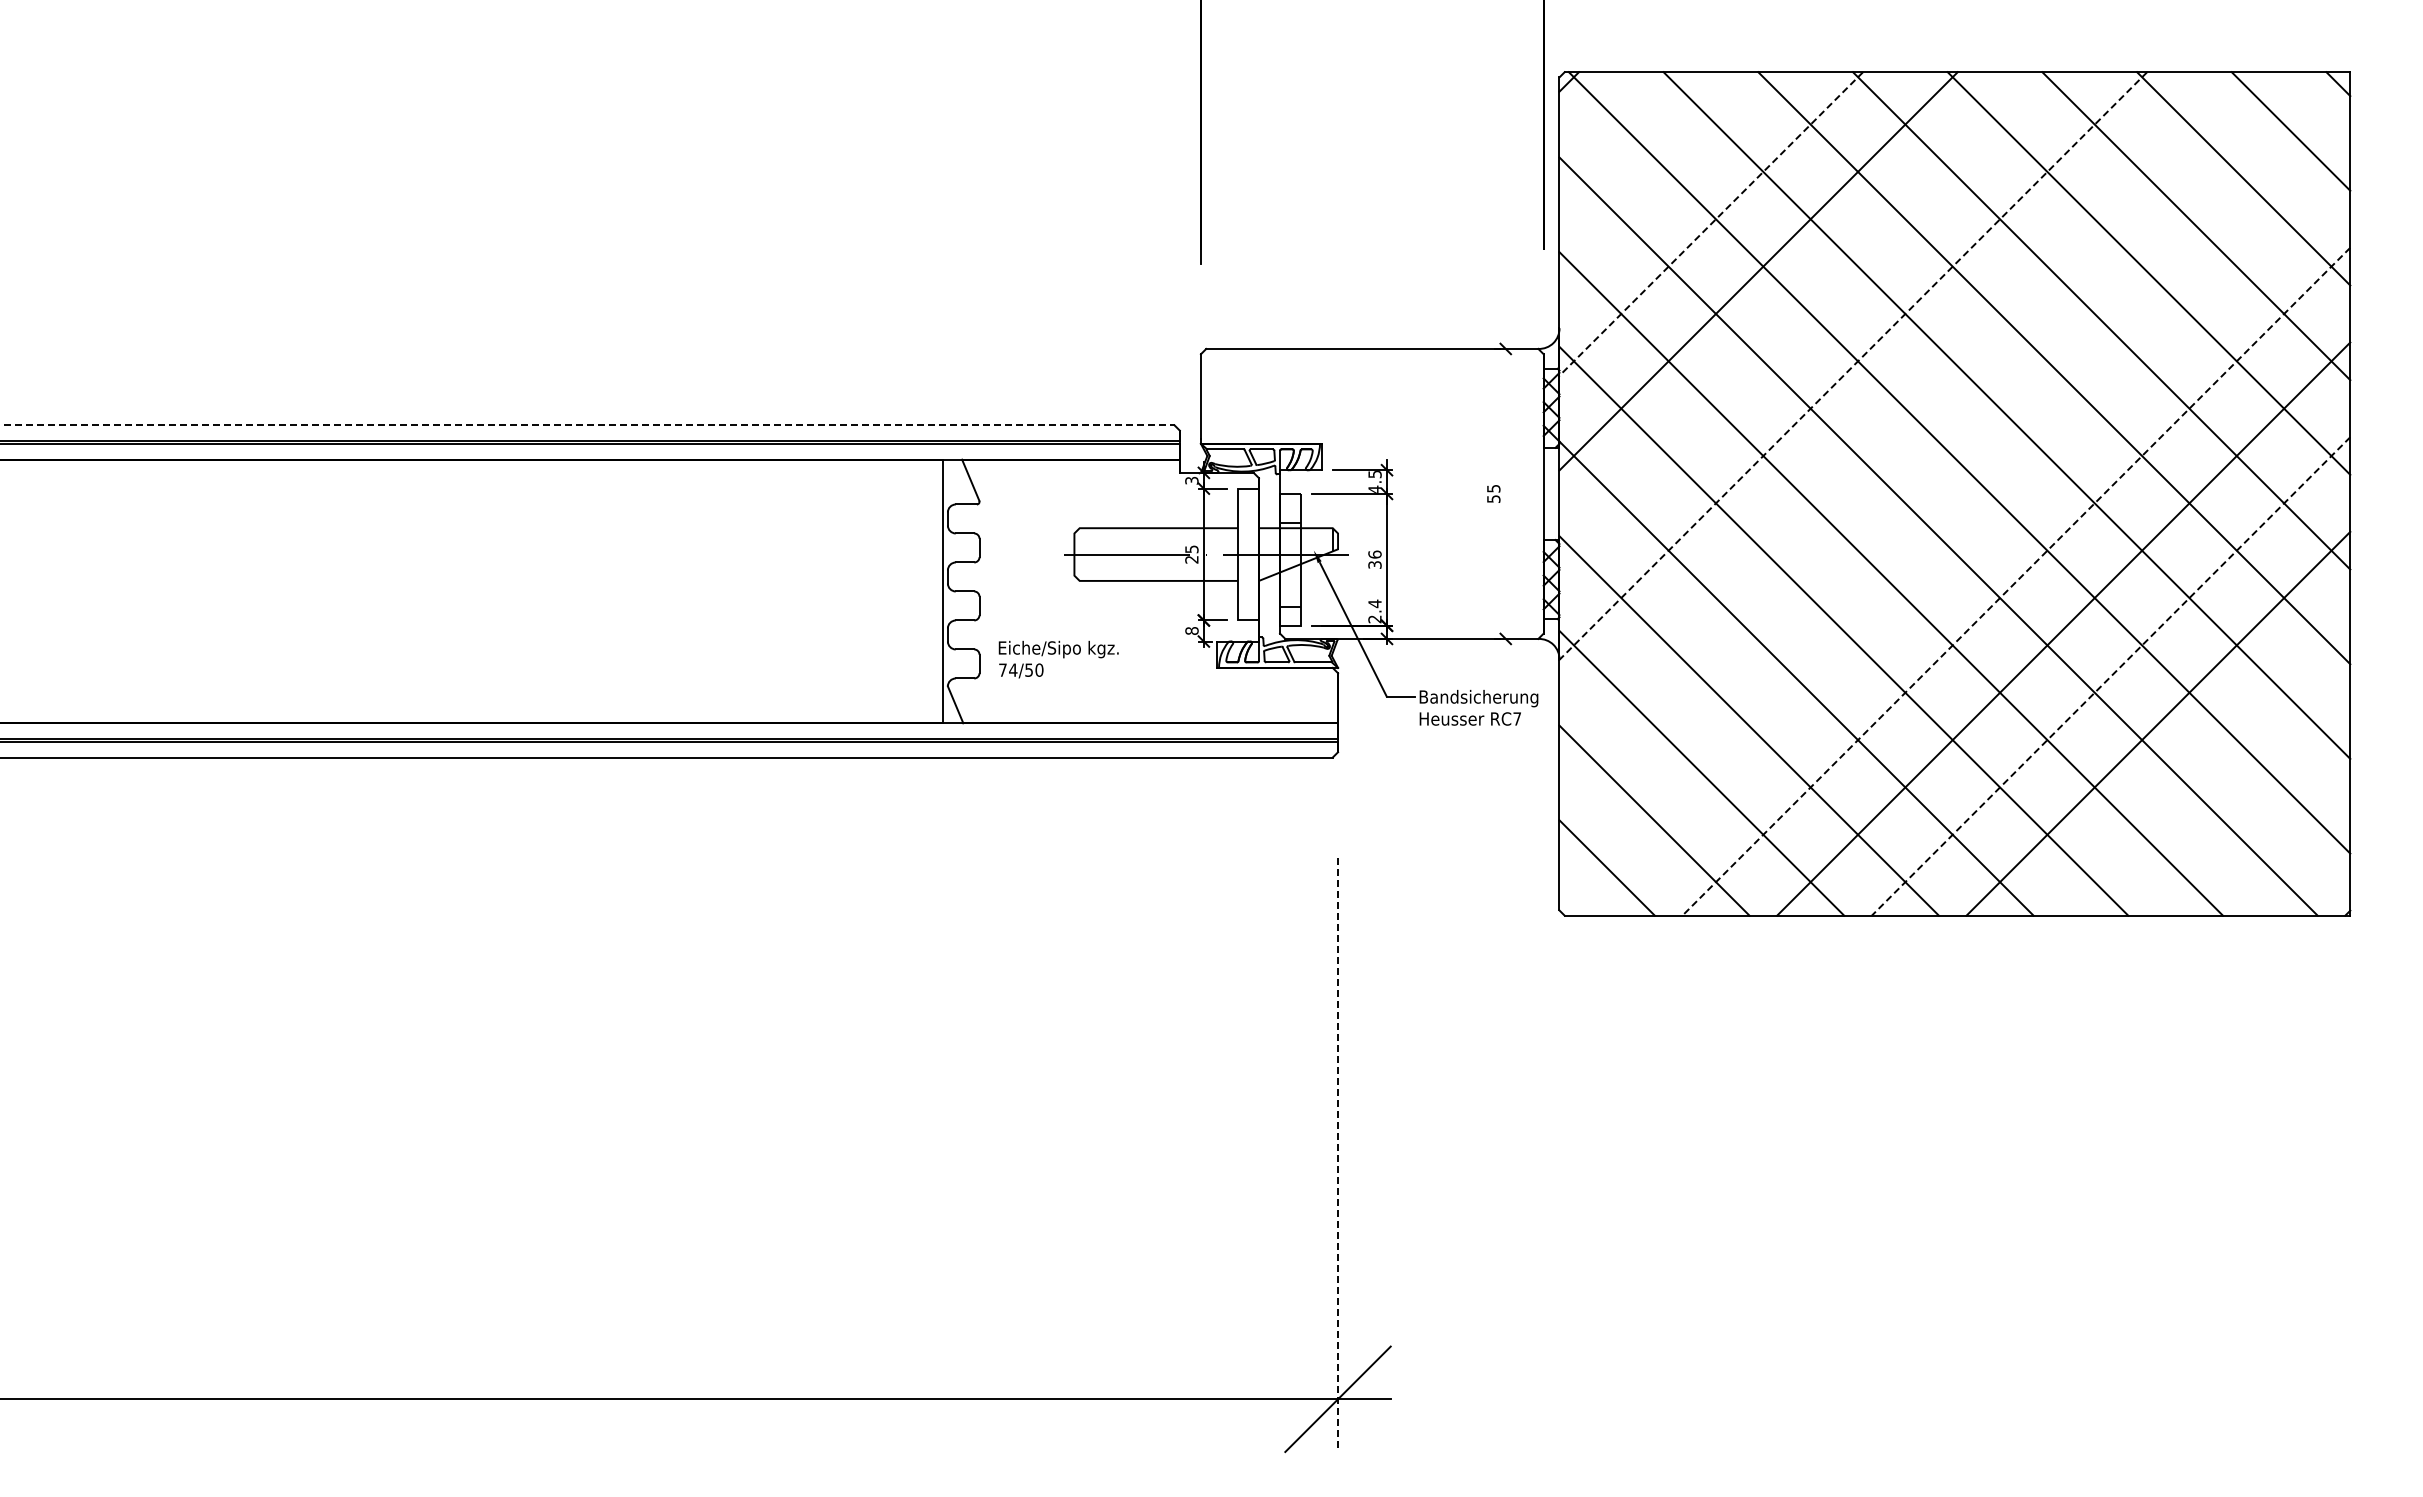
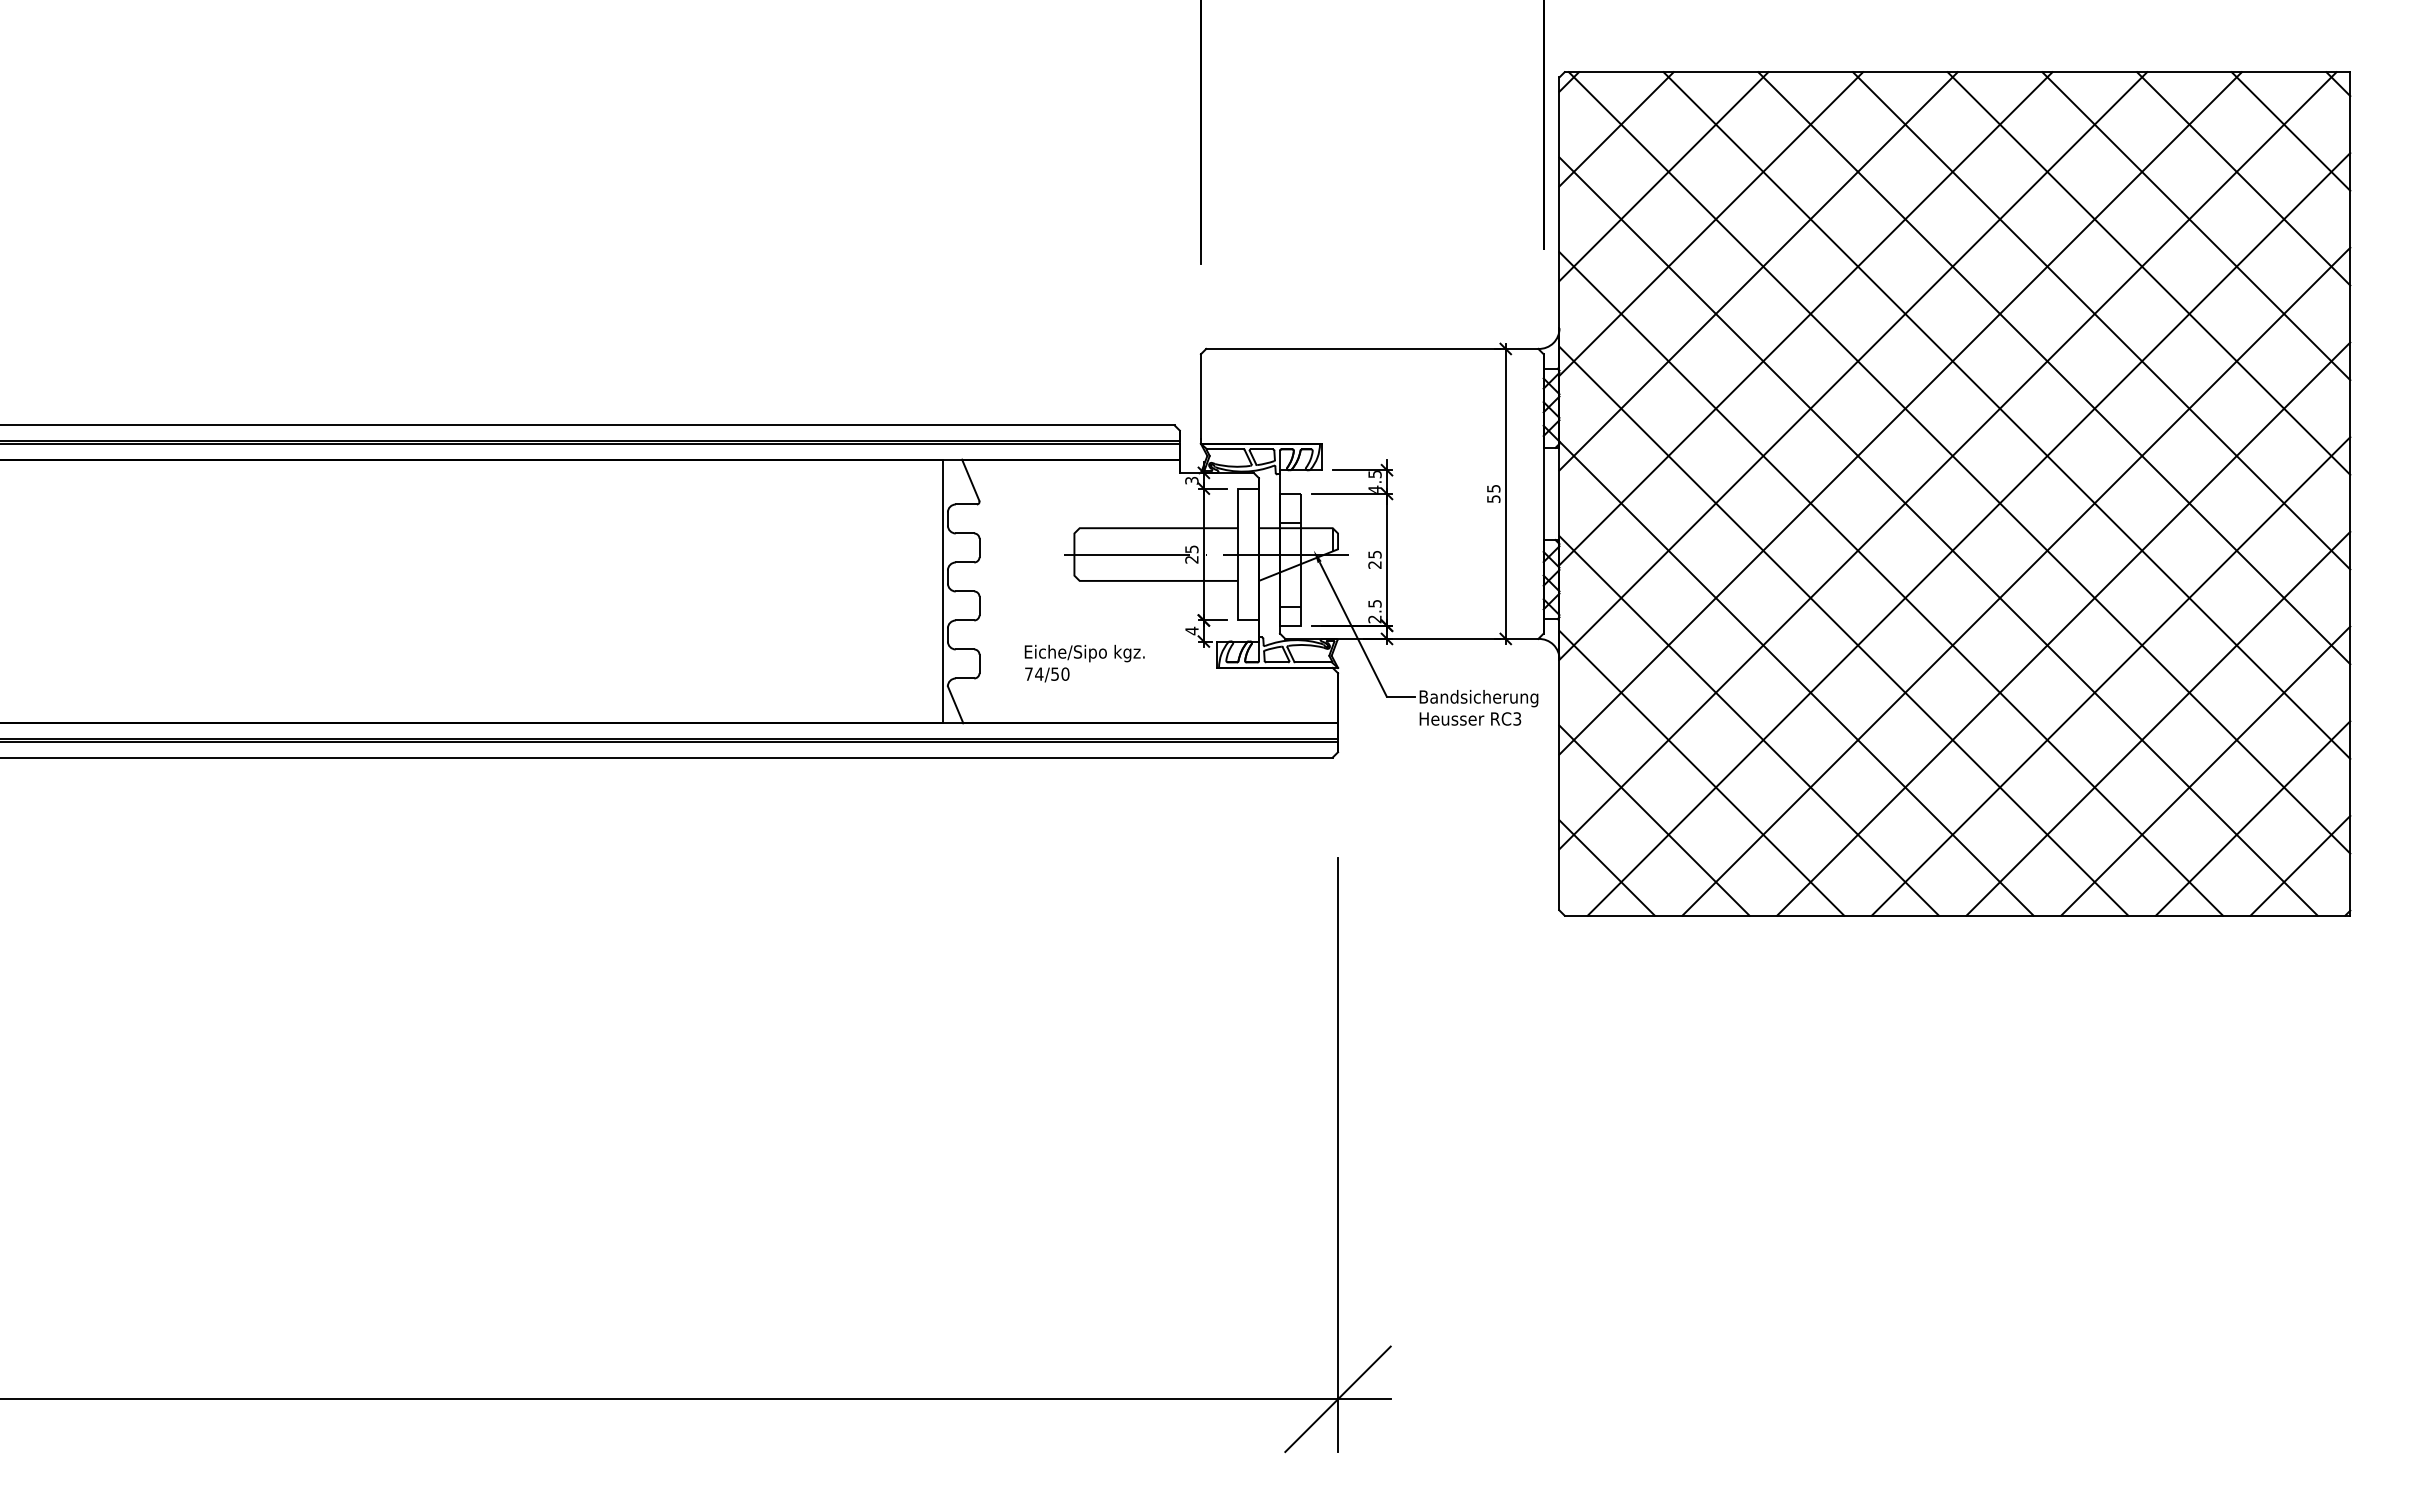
line: none -> present (1616, 129)
line: none -> present (1663, 176)
line: dashed -> solid (1711, 223)
line: none -> present (1805, 318)
line: dashed -> solid (1853, 366)
line: none -> present (1900, 413)
line: dashed -> solid (587, 425)
line: none -> present (1947, 460)
line: none -> present (1505, 493)
line: none -> present (1968, 534)
text: 36 -> 25 (1374, 559)
line: dashed -> solid (2016, 582)
text: 2.4 -> 2.5 (1374, 603)
text: 8 -> 4 (1191, 630)
text position: (1058, 659) -> (1084, 663) (1084, 663)
line: dashed -> solid (2110, 676)
text: RC7 -> RC3 (1517, 718)
line: none -> present (2205, 770)
line: none -> present (2252, 818)
line: none -> present (2300, 865)
line: dashed -> solid (1338, 1155)
